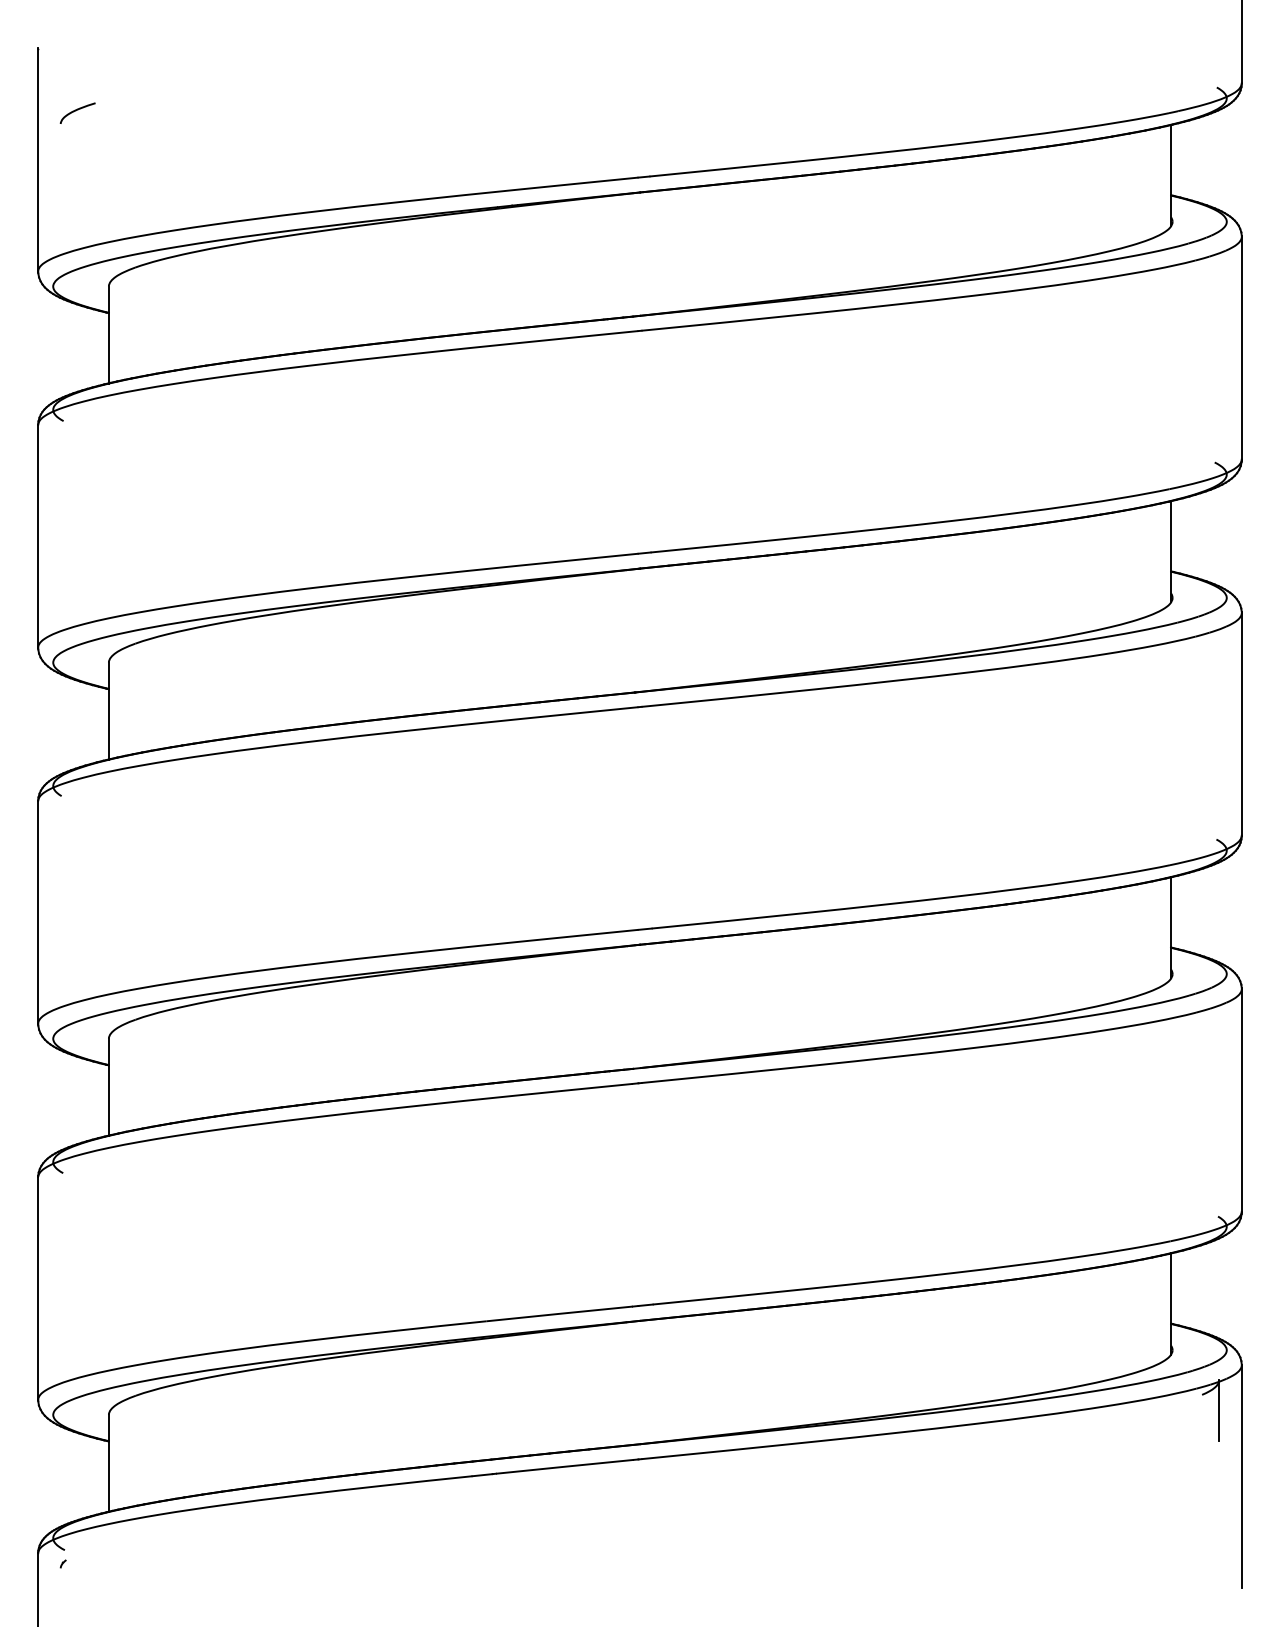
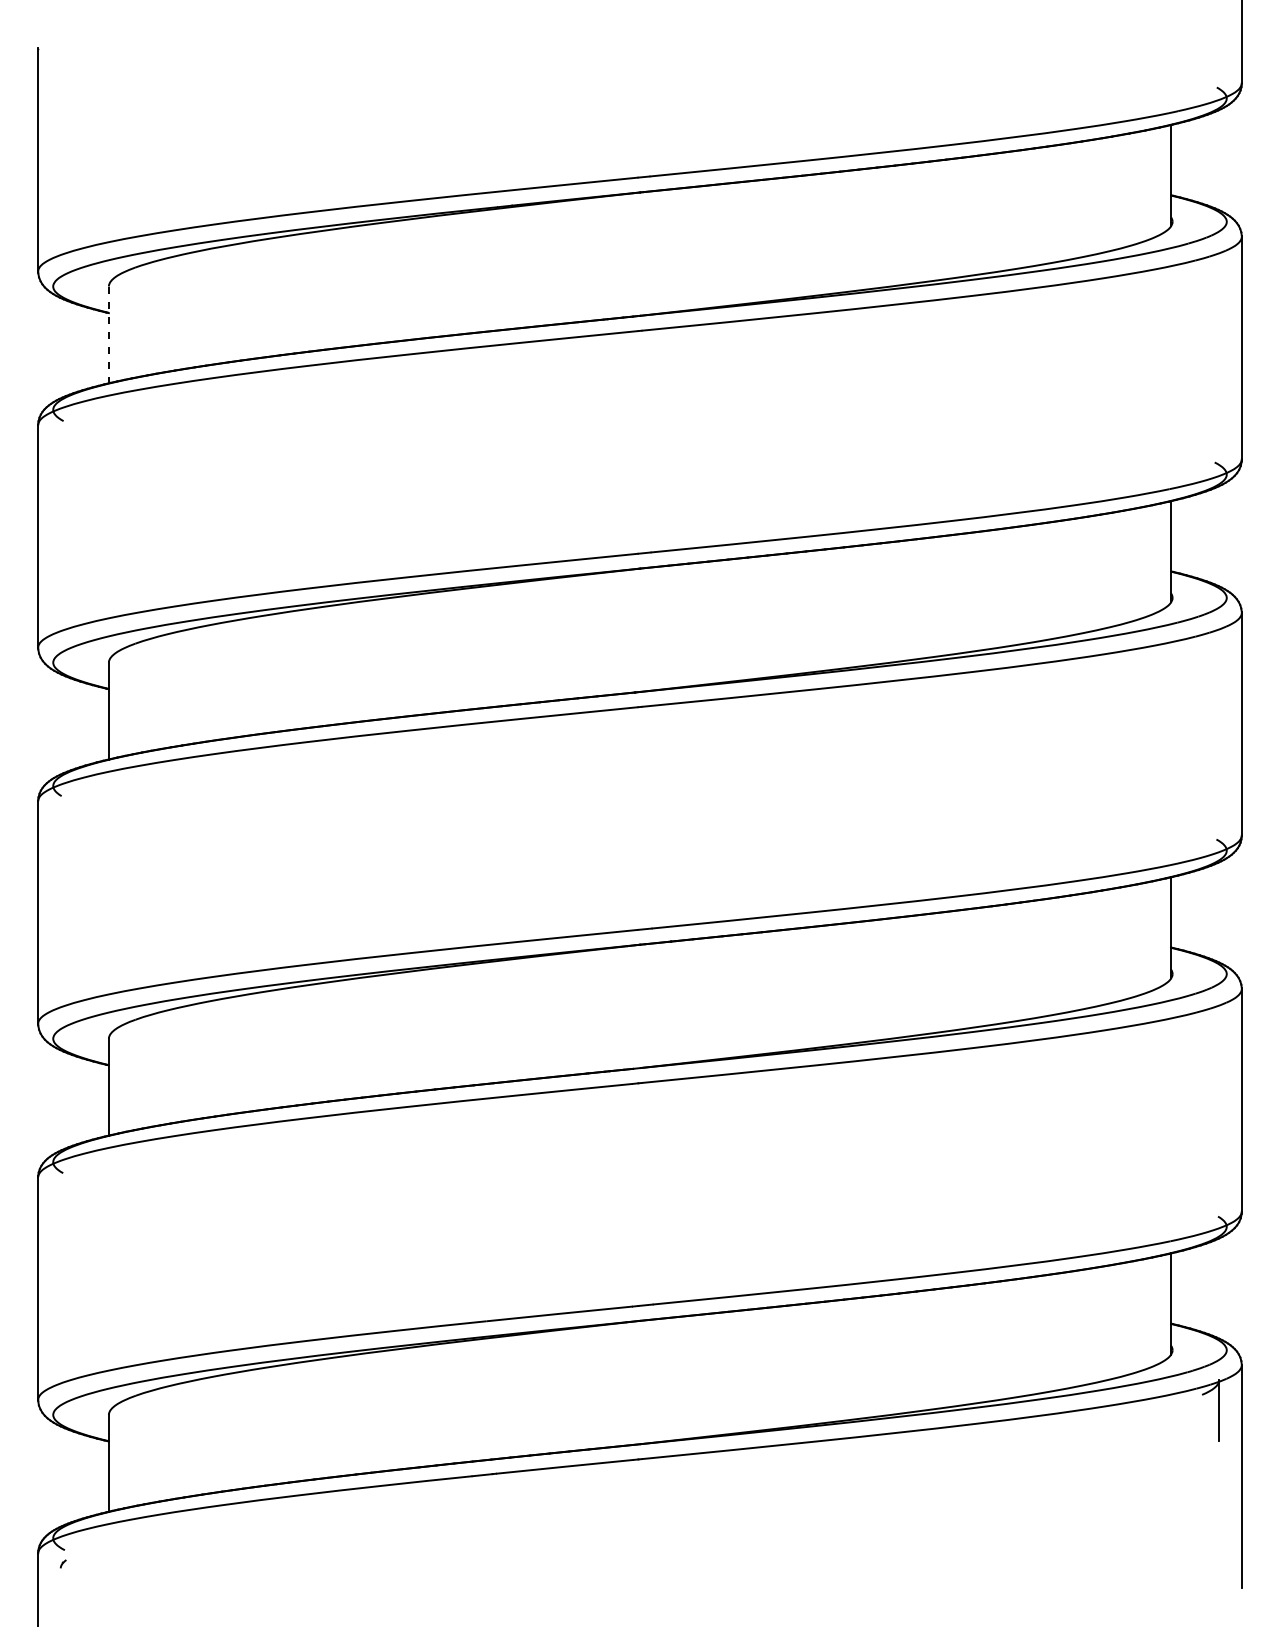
curve: present -> none (76, 111)
line: solid -> dashed (108, 335)
